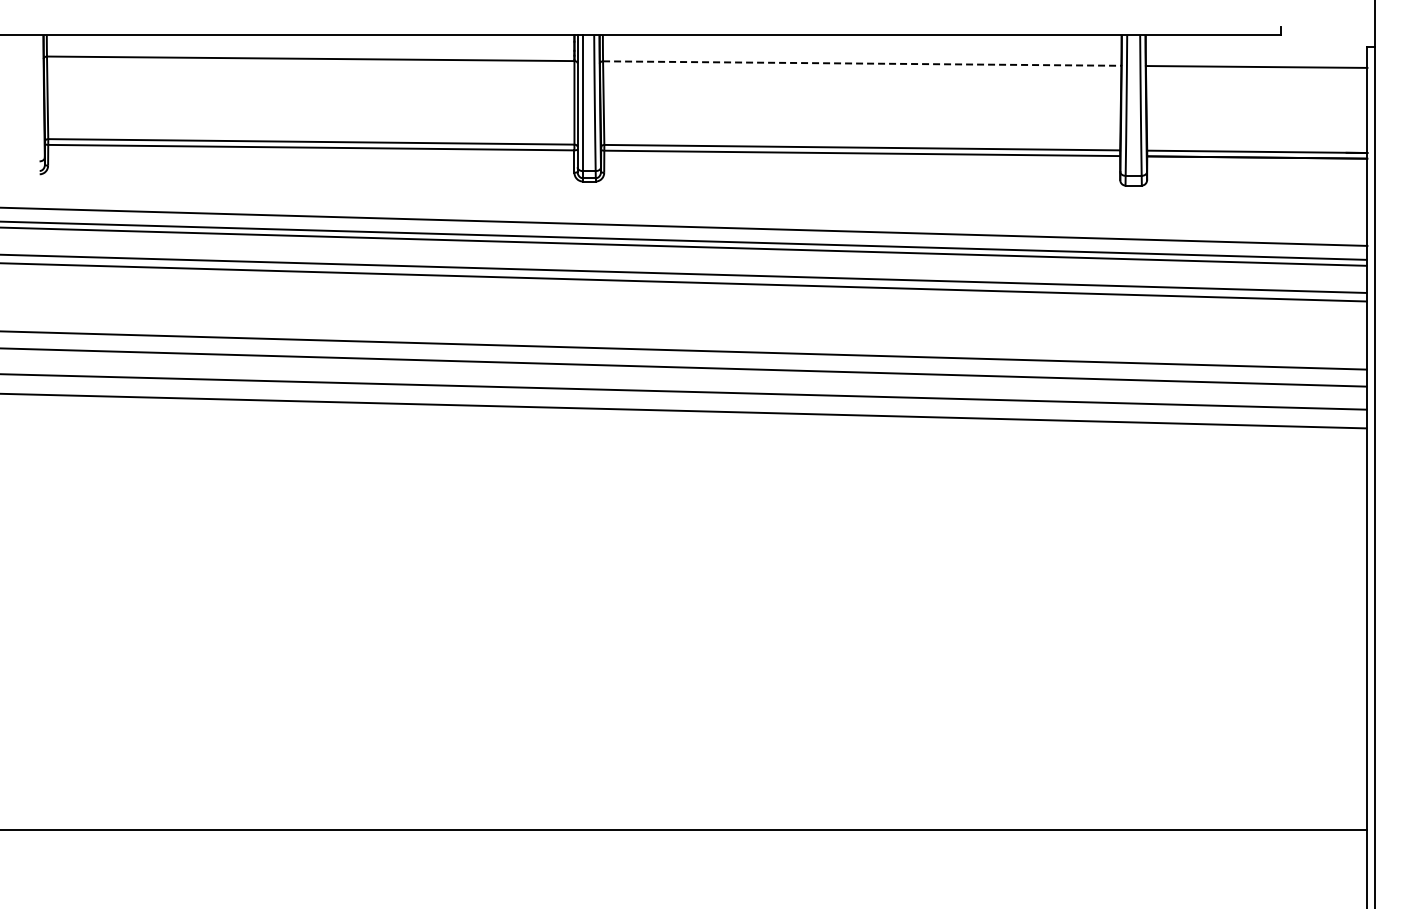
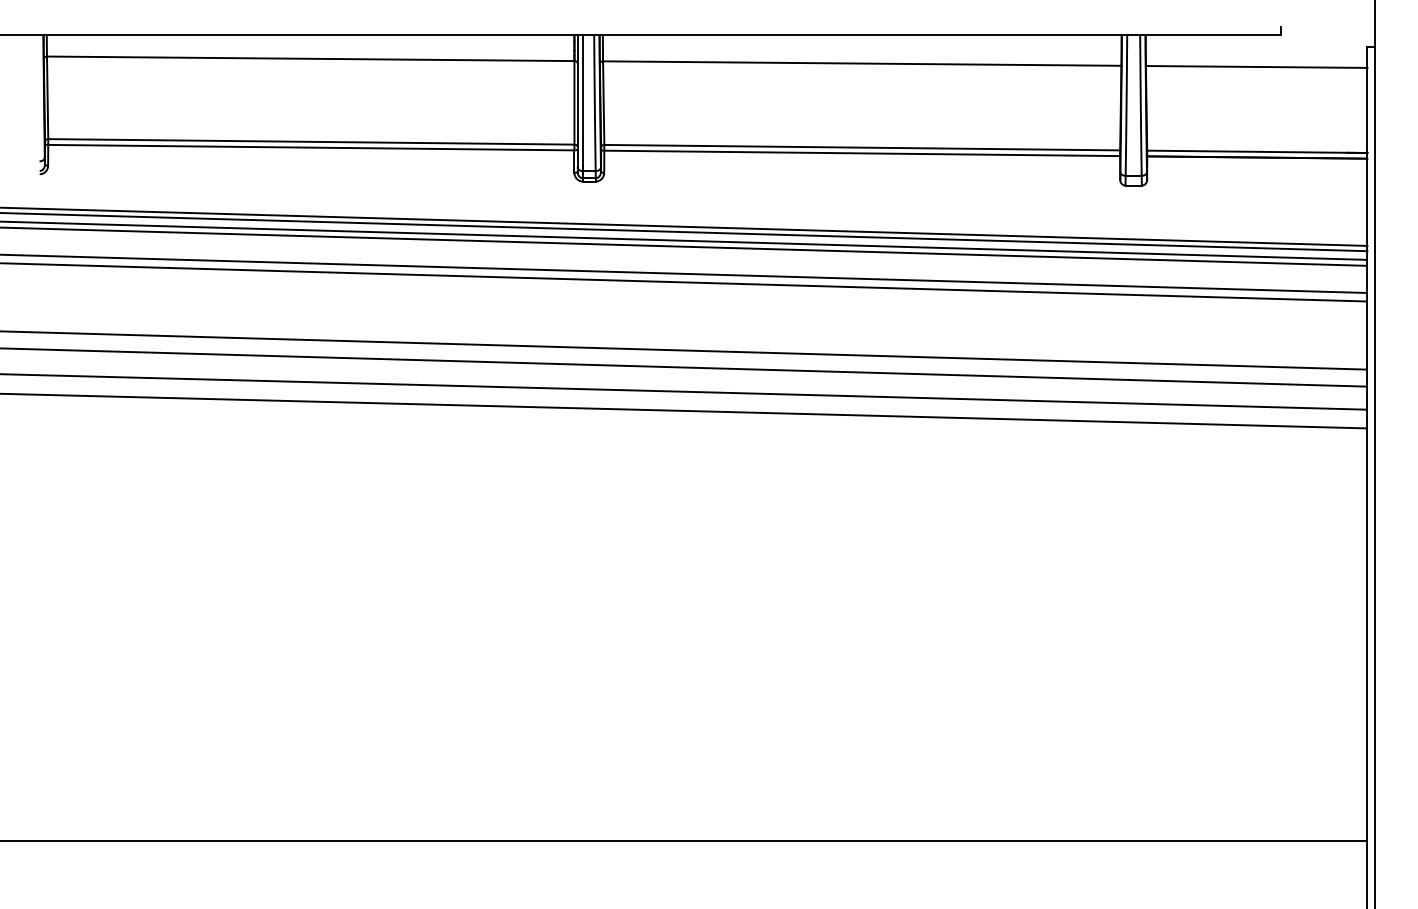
line: dashed -> solid (862, 63)
line: none -> present (684, 232)
line position: (684, 830) -> (684, 841) (684, 841)
